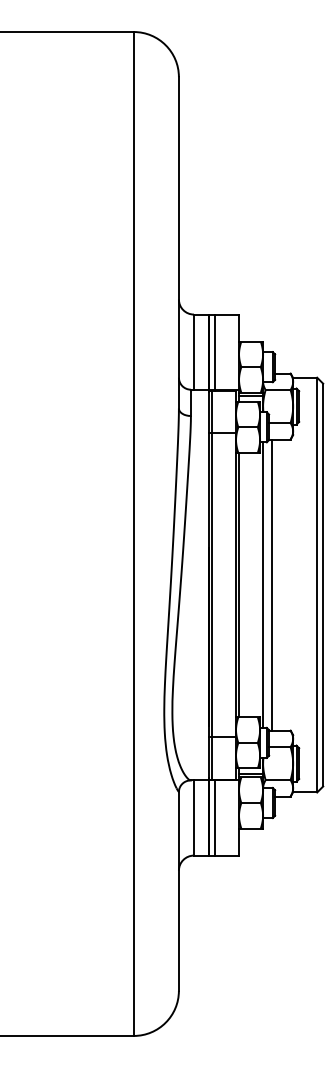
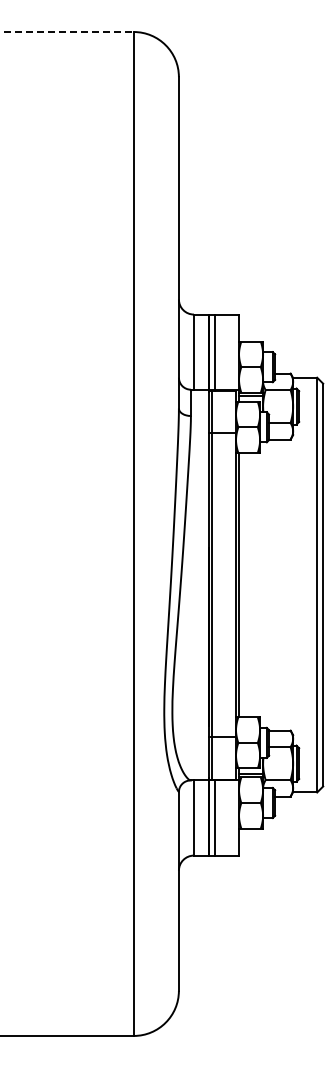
line: solid -> dashed (67, 32)
line: present -> none (263, 584)
line: present -> none (272, 584)
